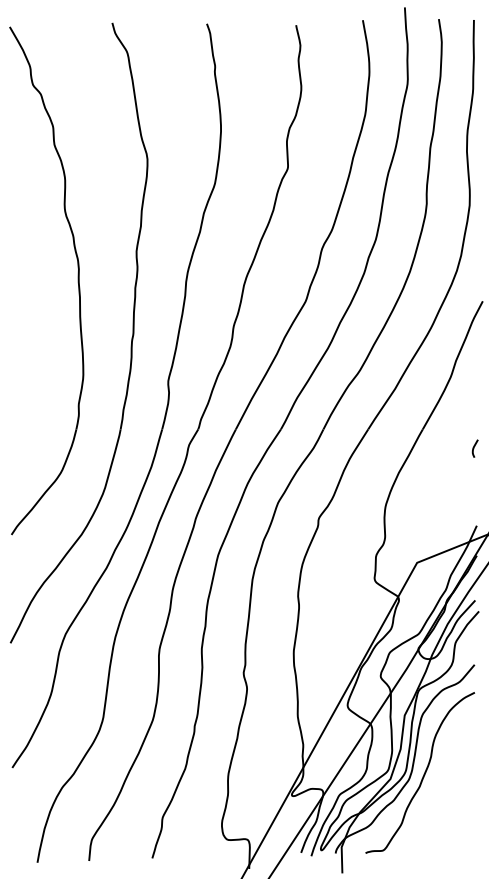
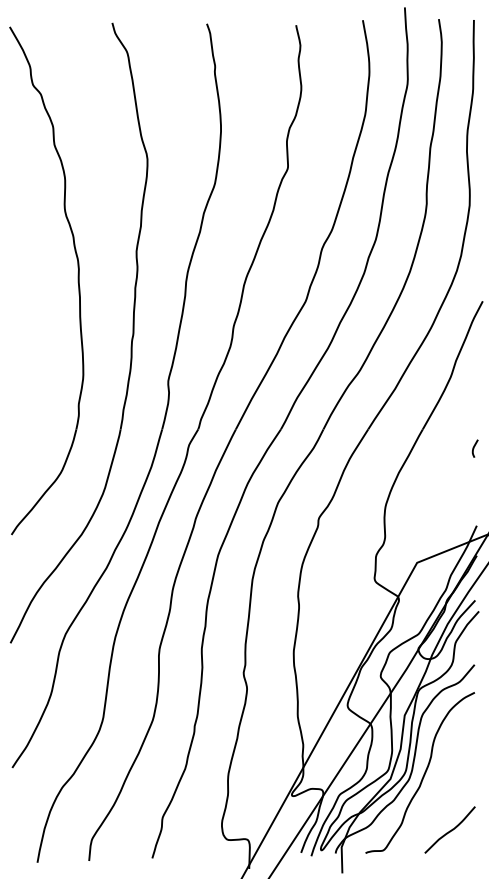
curve: none -> present (449, 830)
